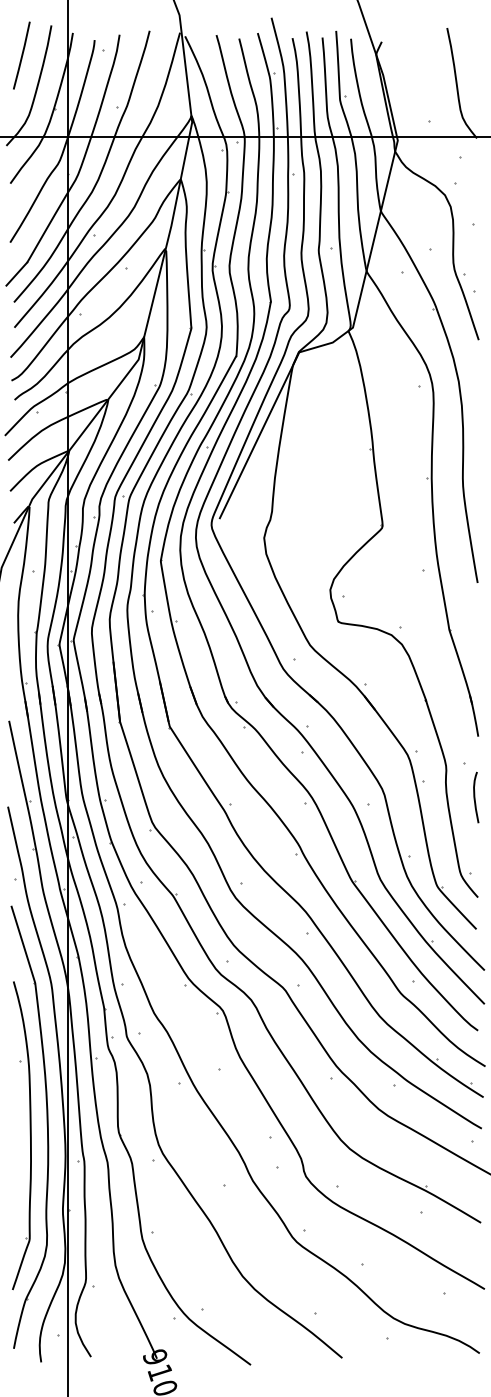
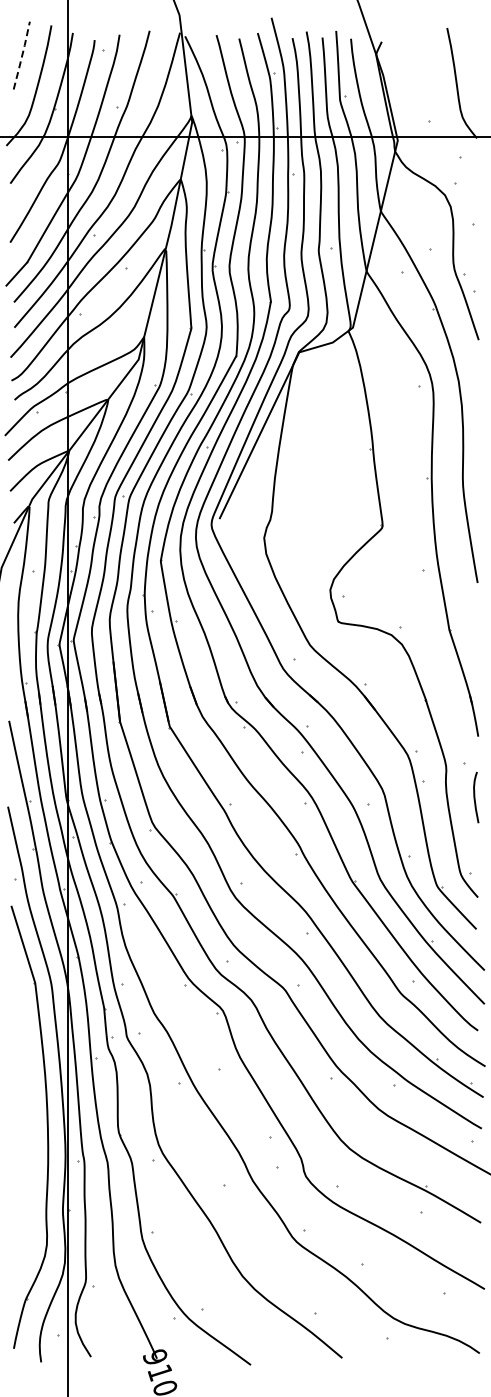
line: solid -> dashed (22, 55)
part: present -> none (29, 1134)
